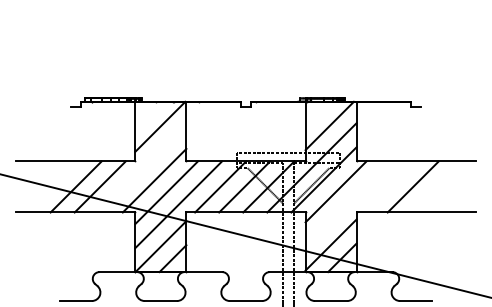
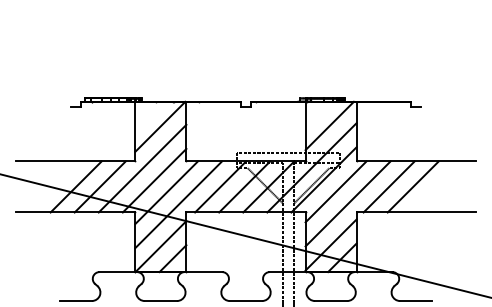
line: none -> present (142, 168)
line: none -> present (388, 186)
line: none -> present (347, 203)
